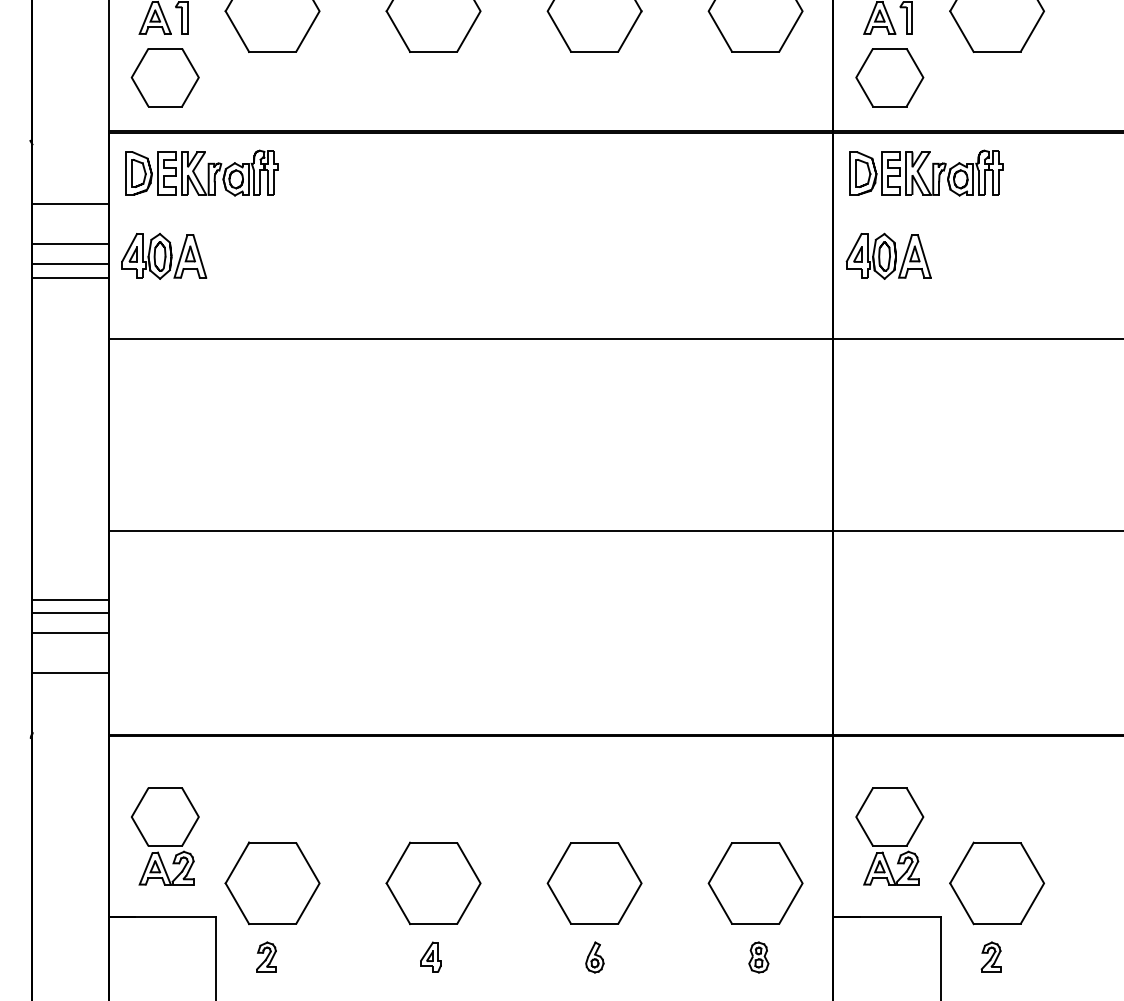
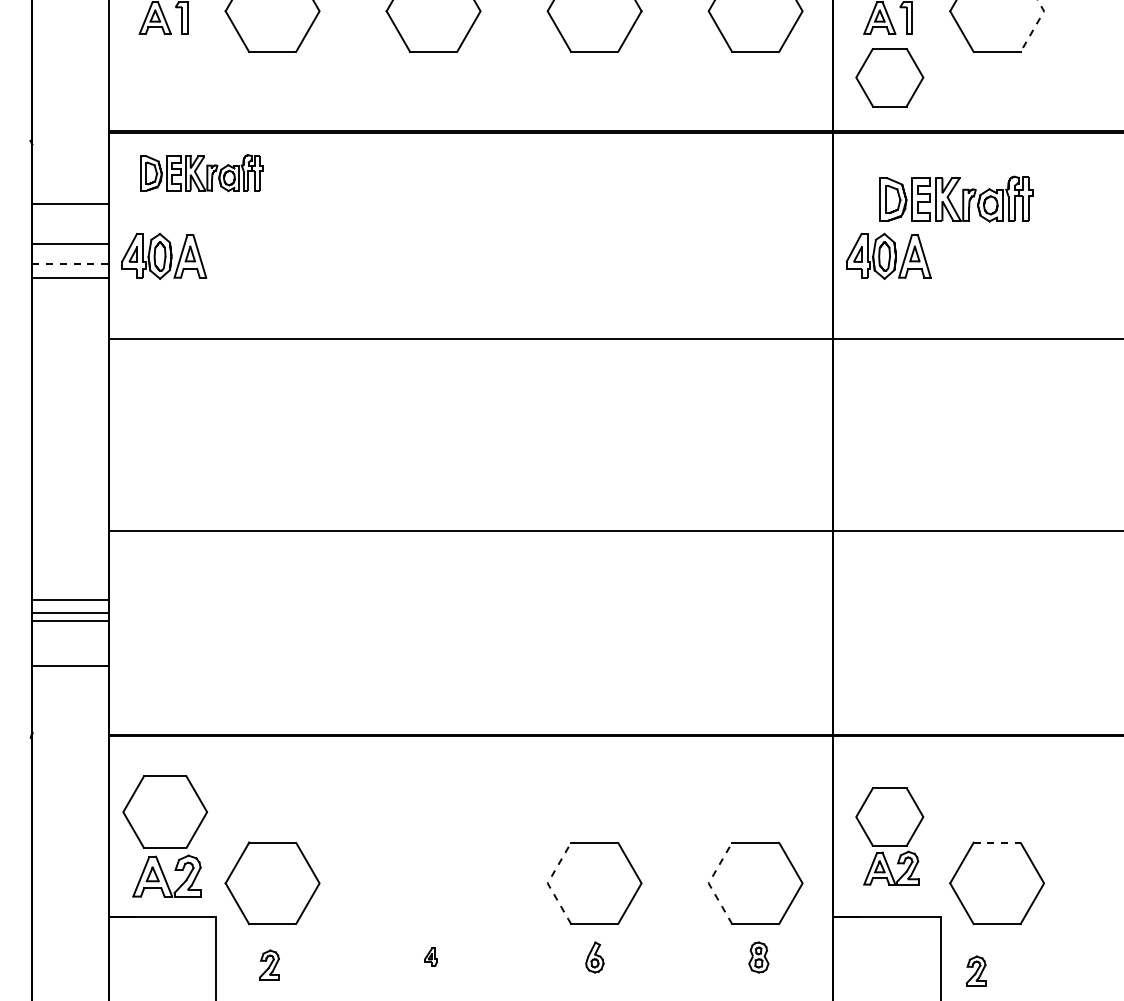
line: solid -> dashed (1035, 25)
part: present -> none (164, 77)
part size: 154x48 px -> 124x39 px (201, 173)
part position: (926, 172) -> (956, 198) (956, 198)
line: solid -> dashed (71, 264)
line position: (70, 633) -> (70, 621) (70, 621)
line position: (70, 673) -> (70, 666) (70, 666)
part size: 69x99 px -> 86x123 px (164, 836)
line: solid -> dashed (997, 842)
part: present -> none (433, 882)
line: solid -> dashed (547, 883)
line: solid -> dashed (708, 883)
part position: (266, 956) -> (269, 964) (269, 964)
part size: 22x32 px -> 14x20 px (430, 956)
part position: (990, 956) -> (975, 970) (975, 970)
